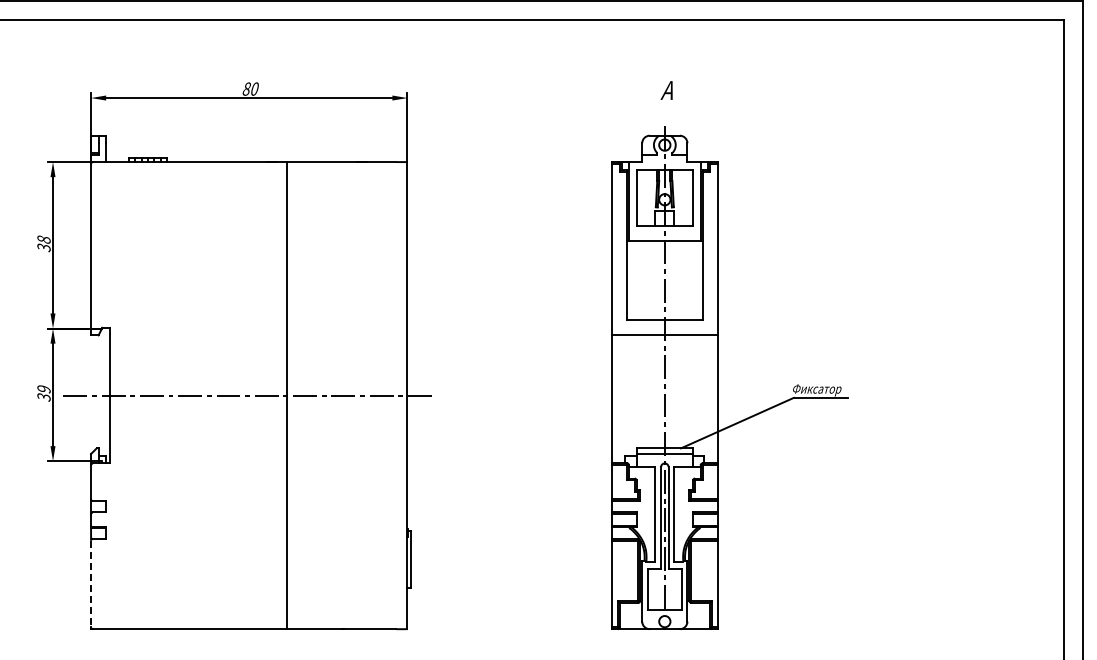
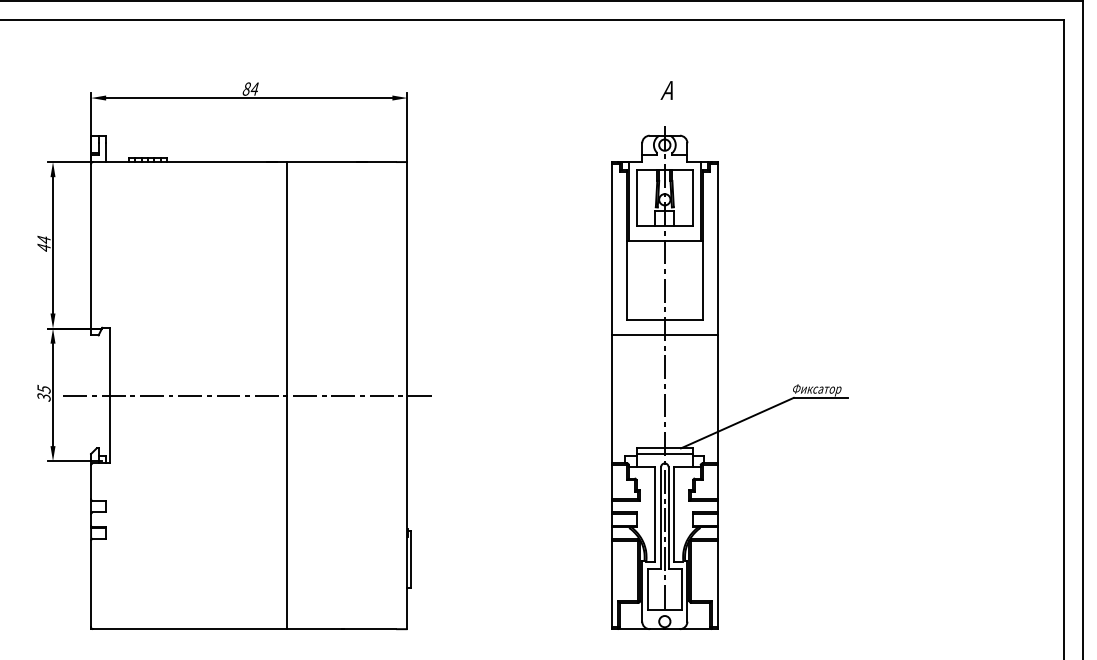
text: 80 -> 84 (254, 88)
text: 38 -> 44 (43, 243)
text: 39 -> 35 (43, 388)
line: dashed -> solid (91, 584)
